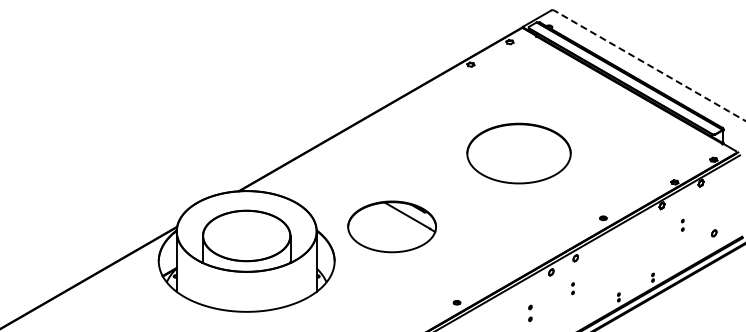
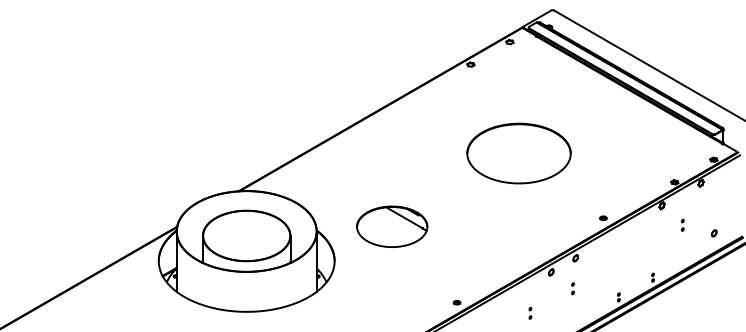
line: dashed -> solid (649, 65)
part size: 90x54 px -> 73x43 px (392, 226)
part size: 5x18 px -> 5x14 px (530, 312)
